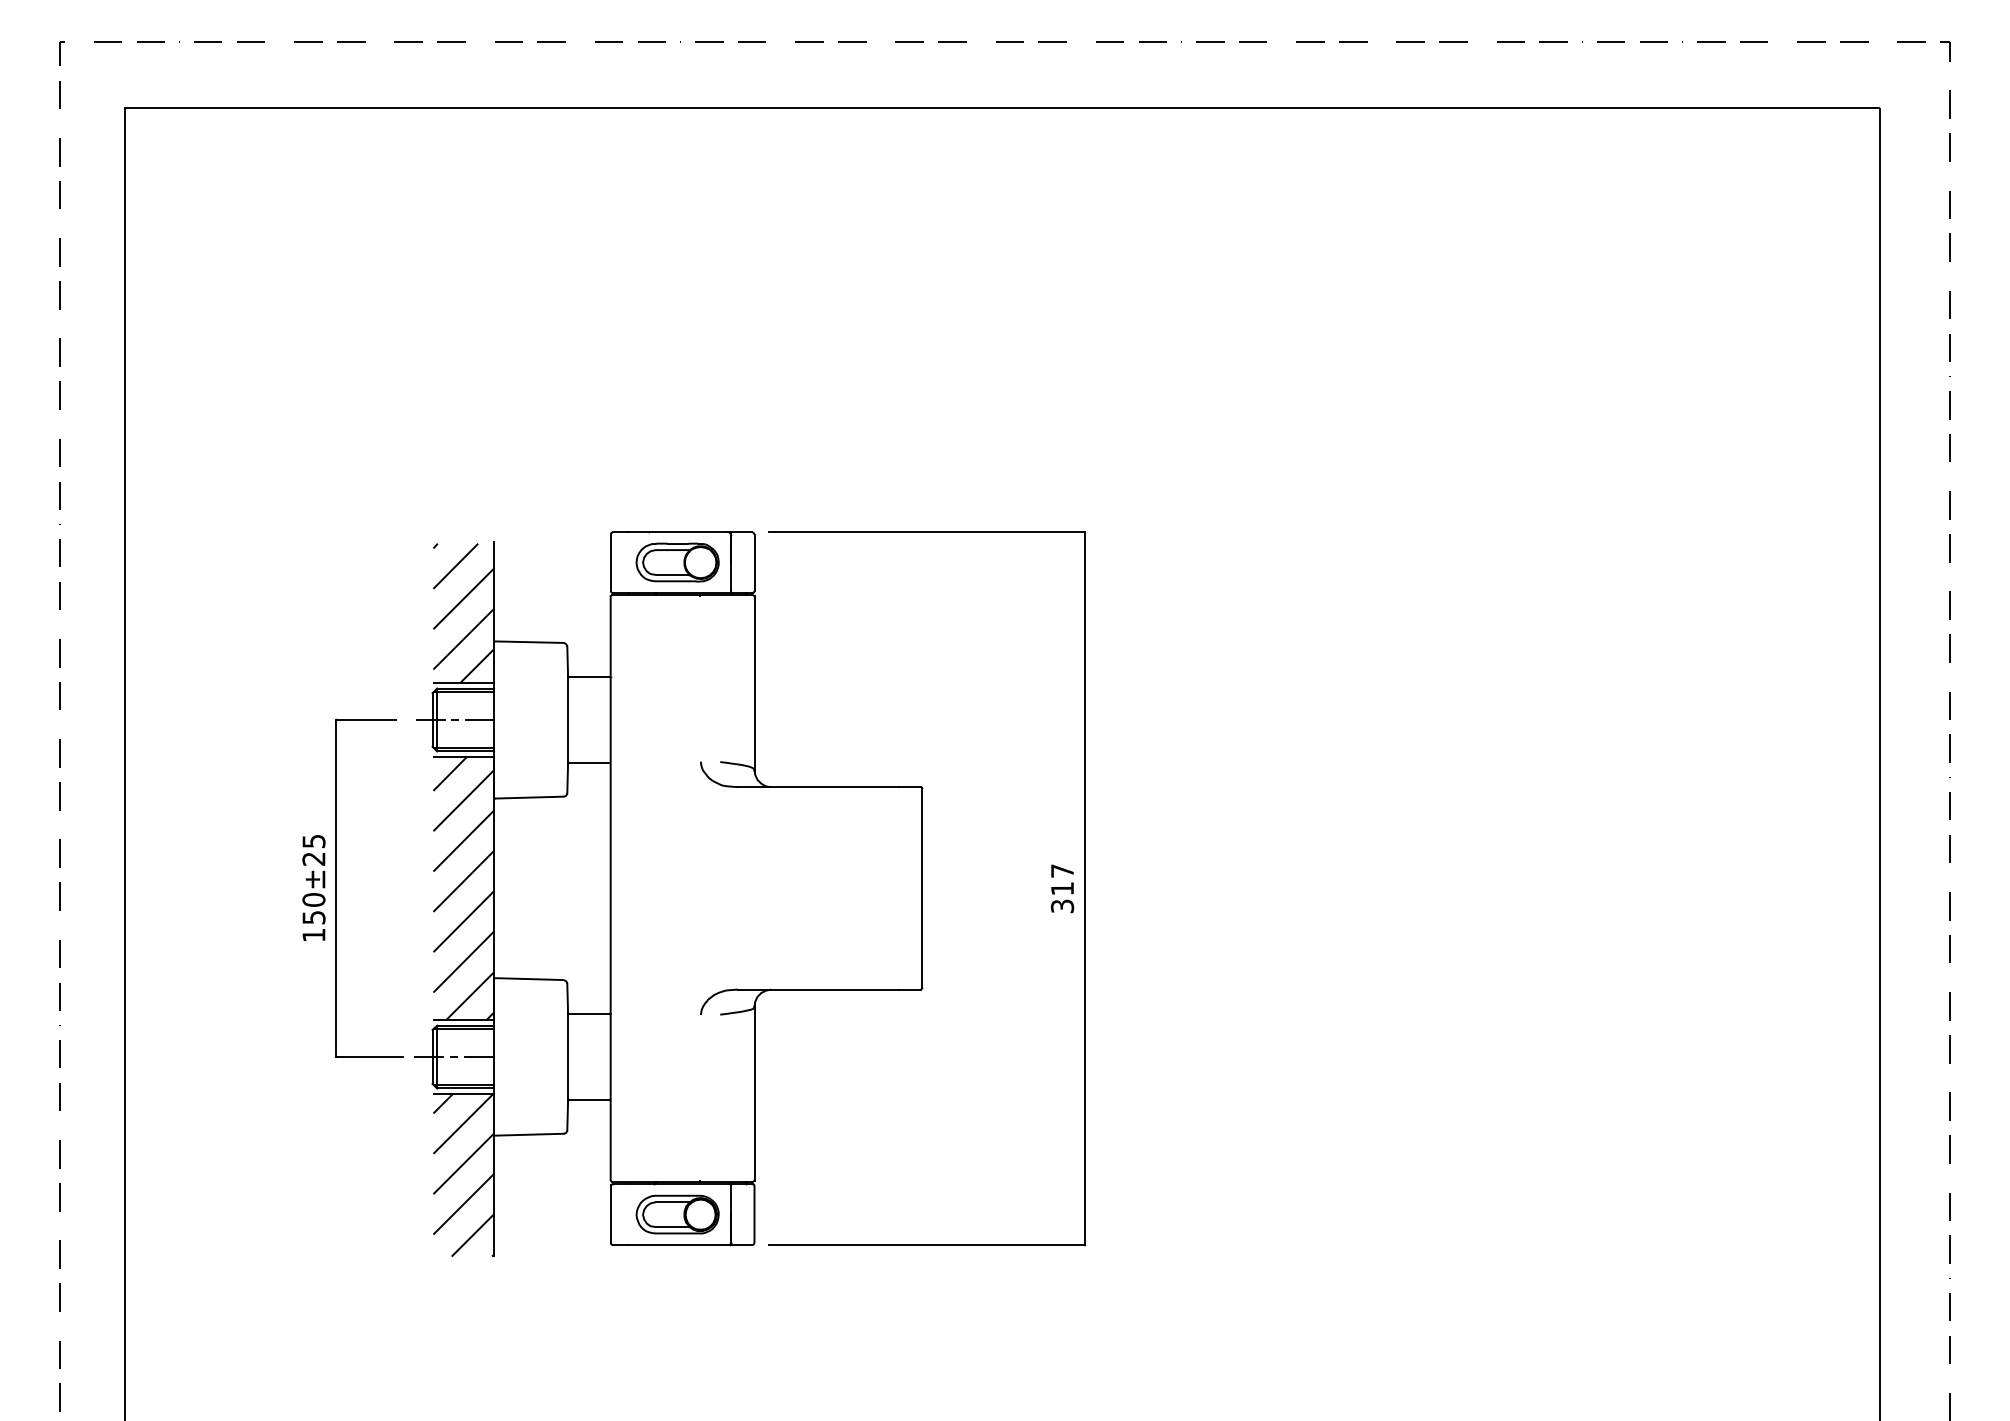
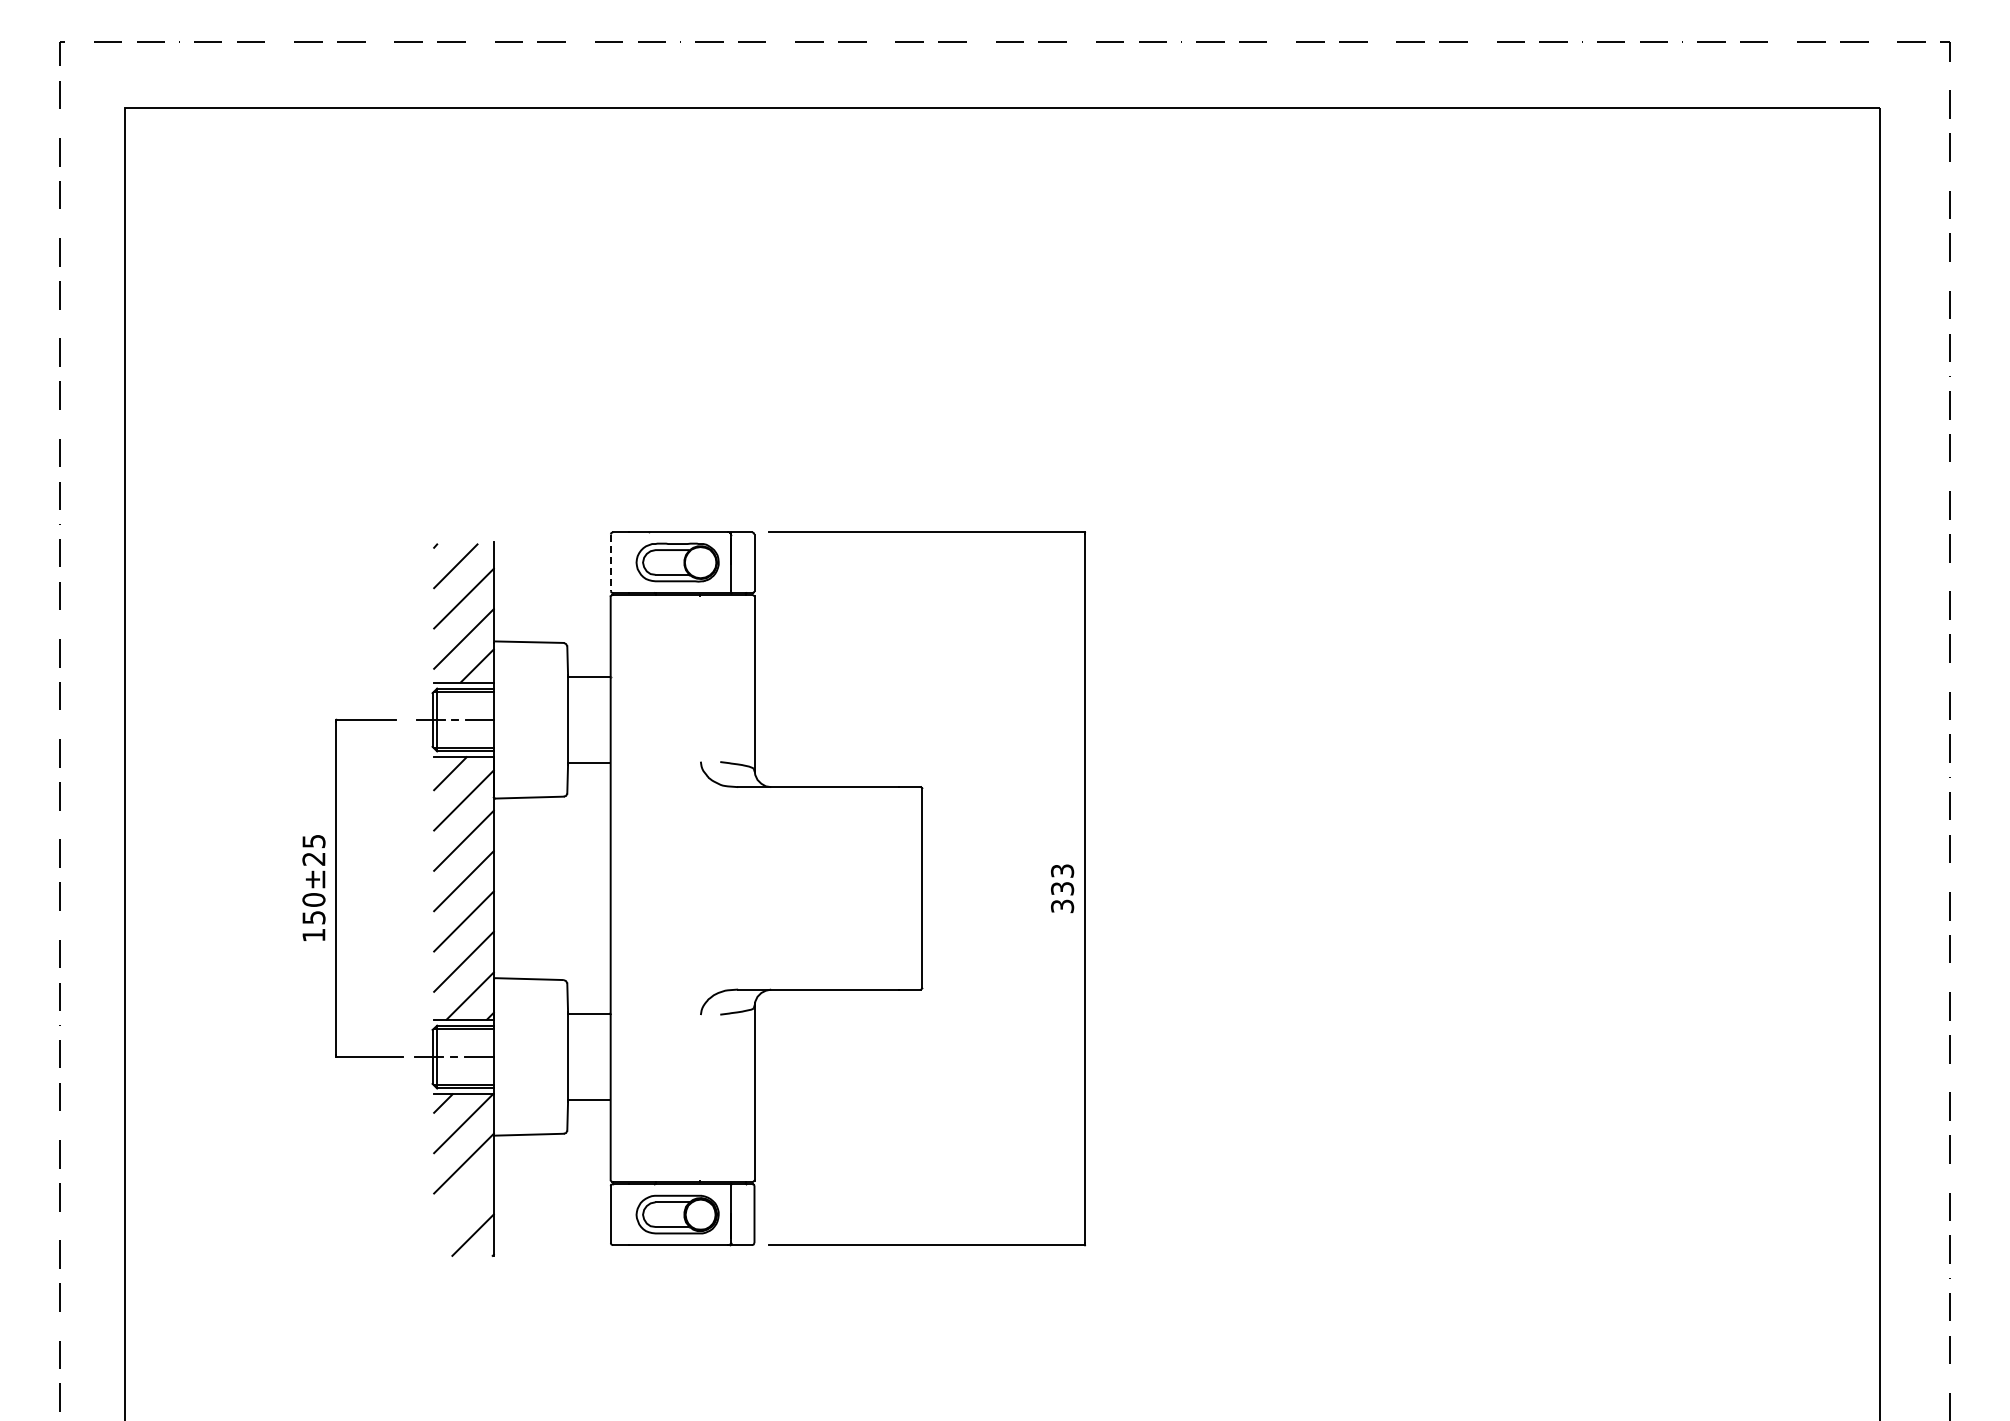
line: solid -> dashed (610, 563)
text: 317 -> 333 (1062, 879)
line: present -> none (463, 1203)
